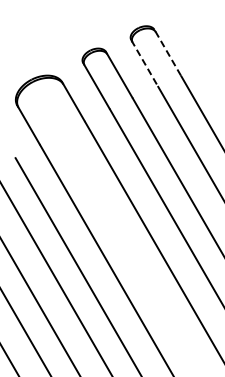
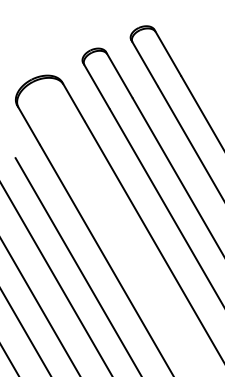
line: dashed -> solid (167, 52)
line: dashed -> solid (144, 63)
